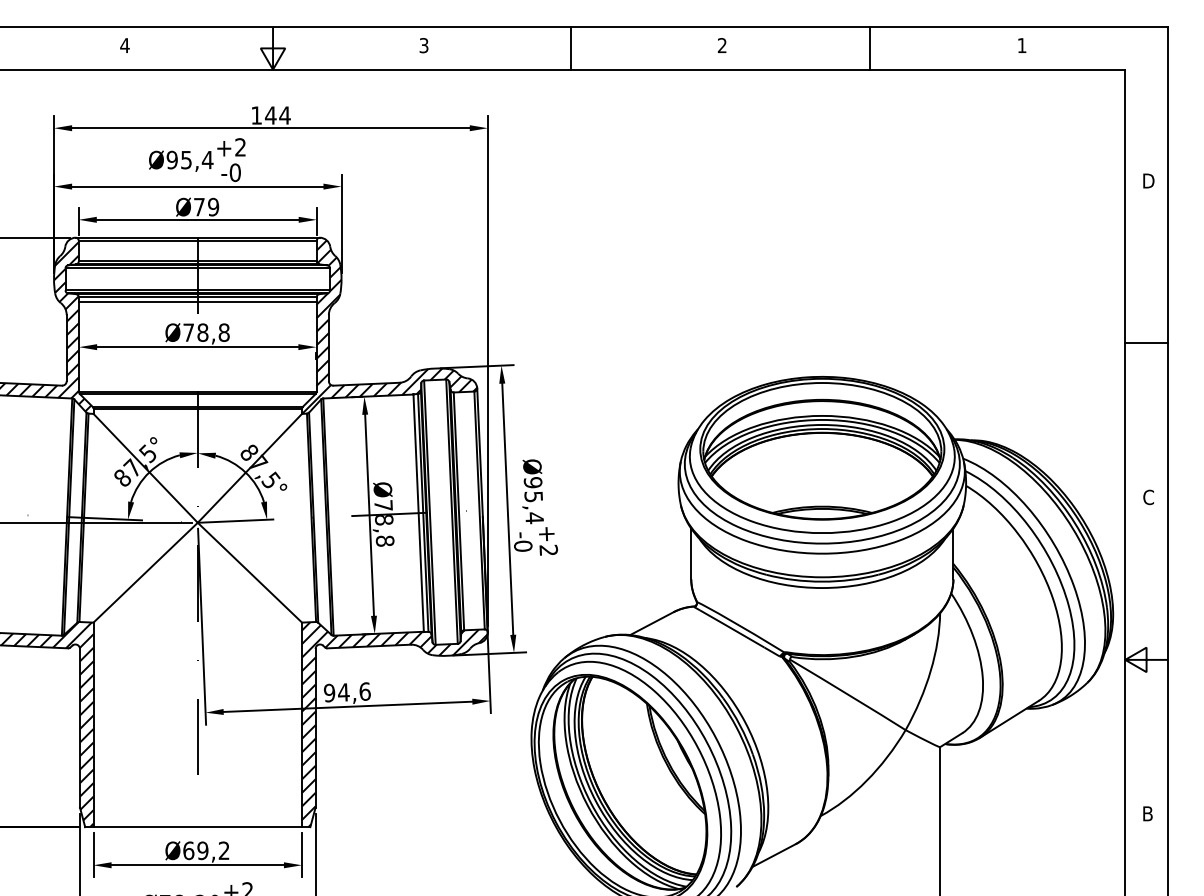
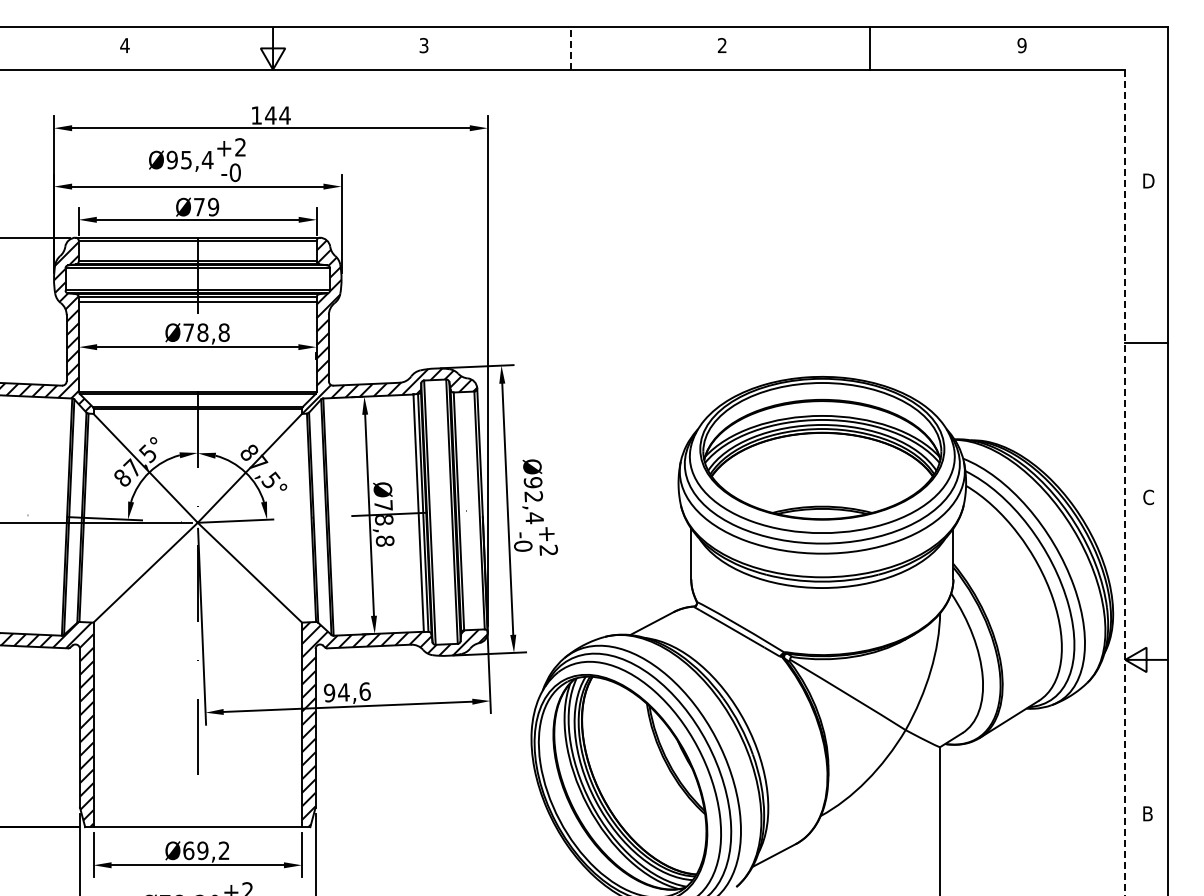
text: 1 -> 9 (1021, 45)
line: solid -> dashed (571, 47)
line: solid -> dashed (1125, 482)
text: Ø95,4 -> Ø92,4 (533, 496)
